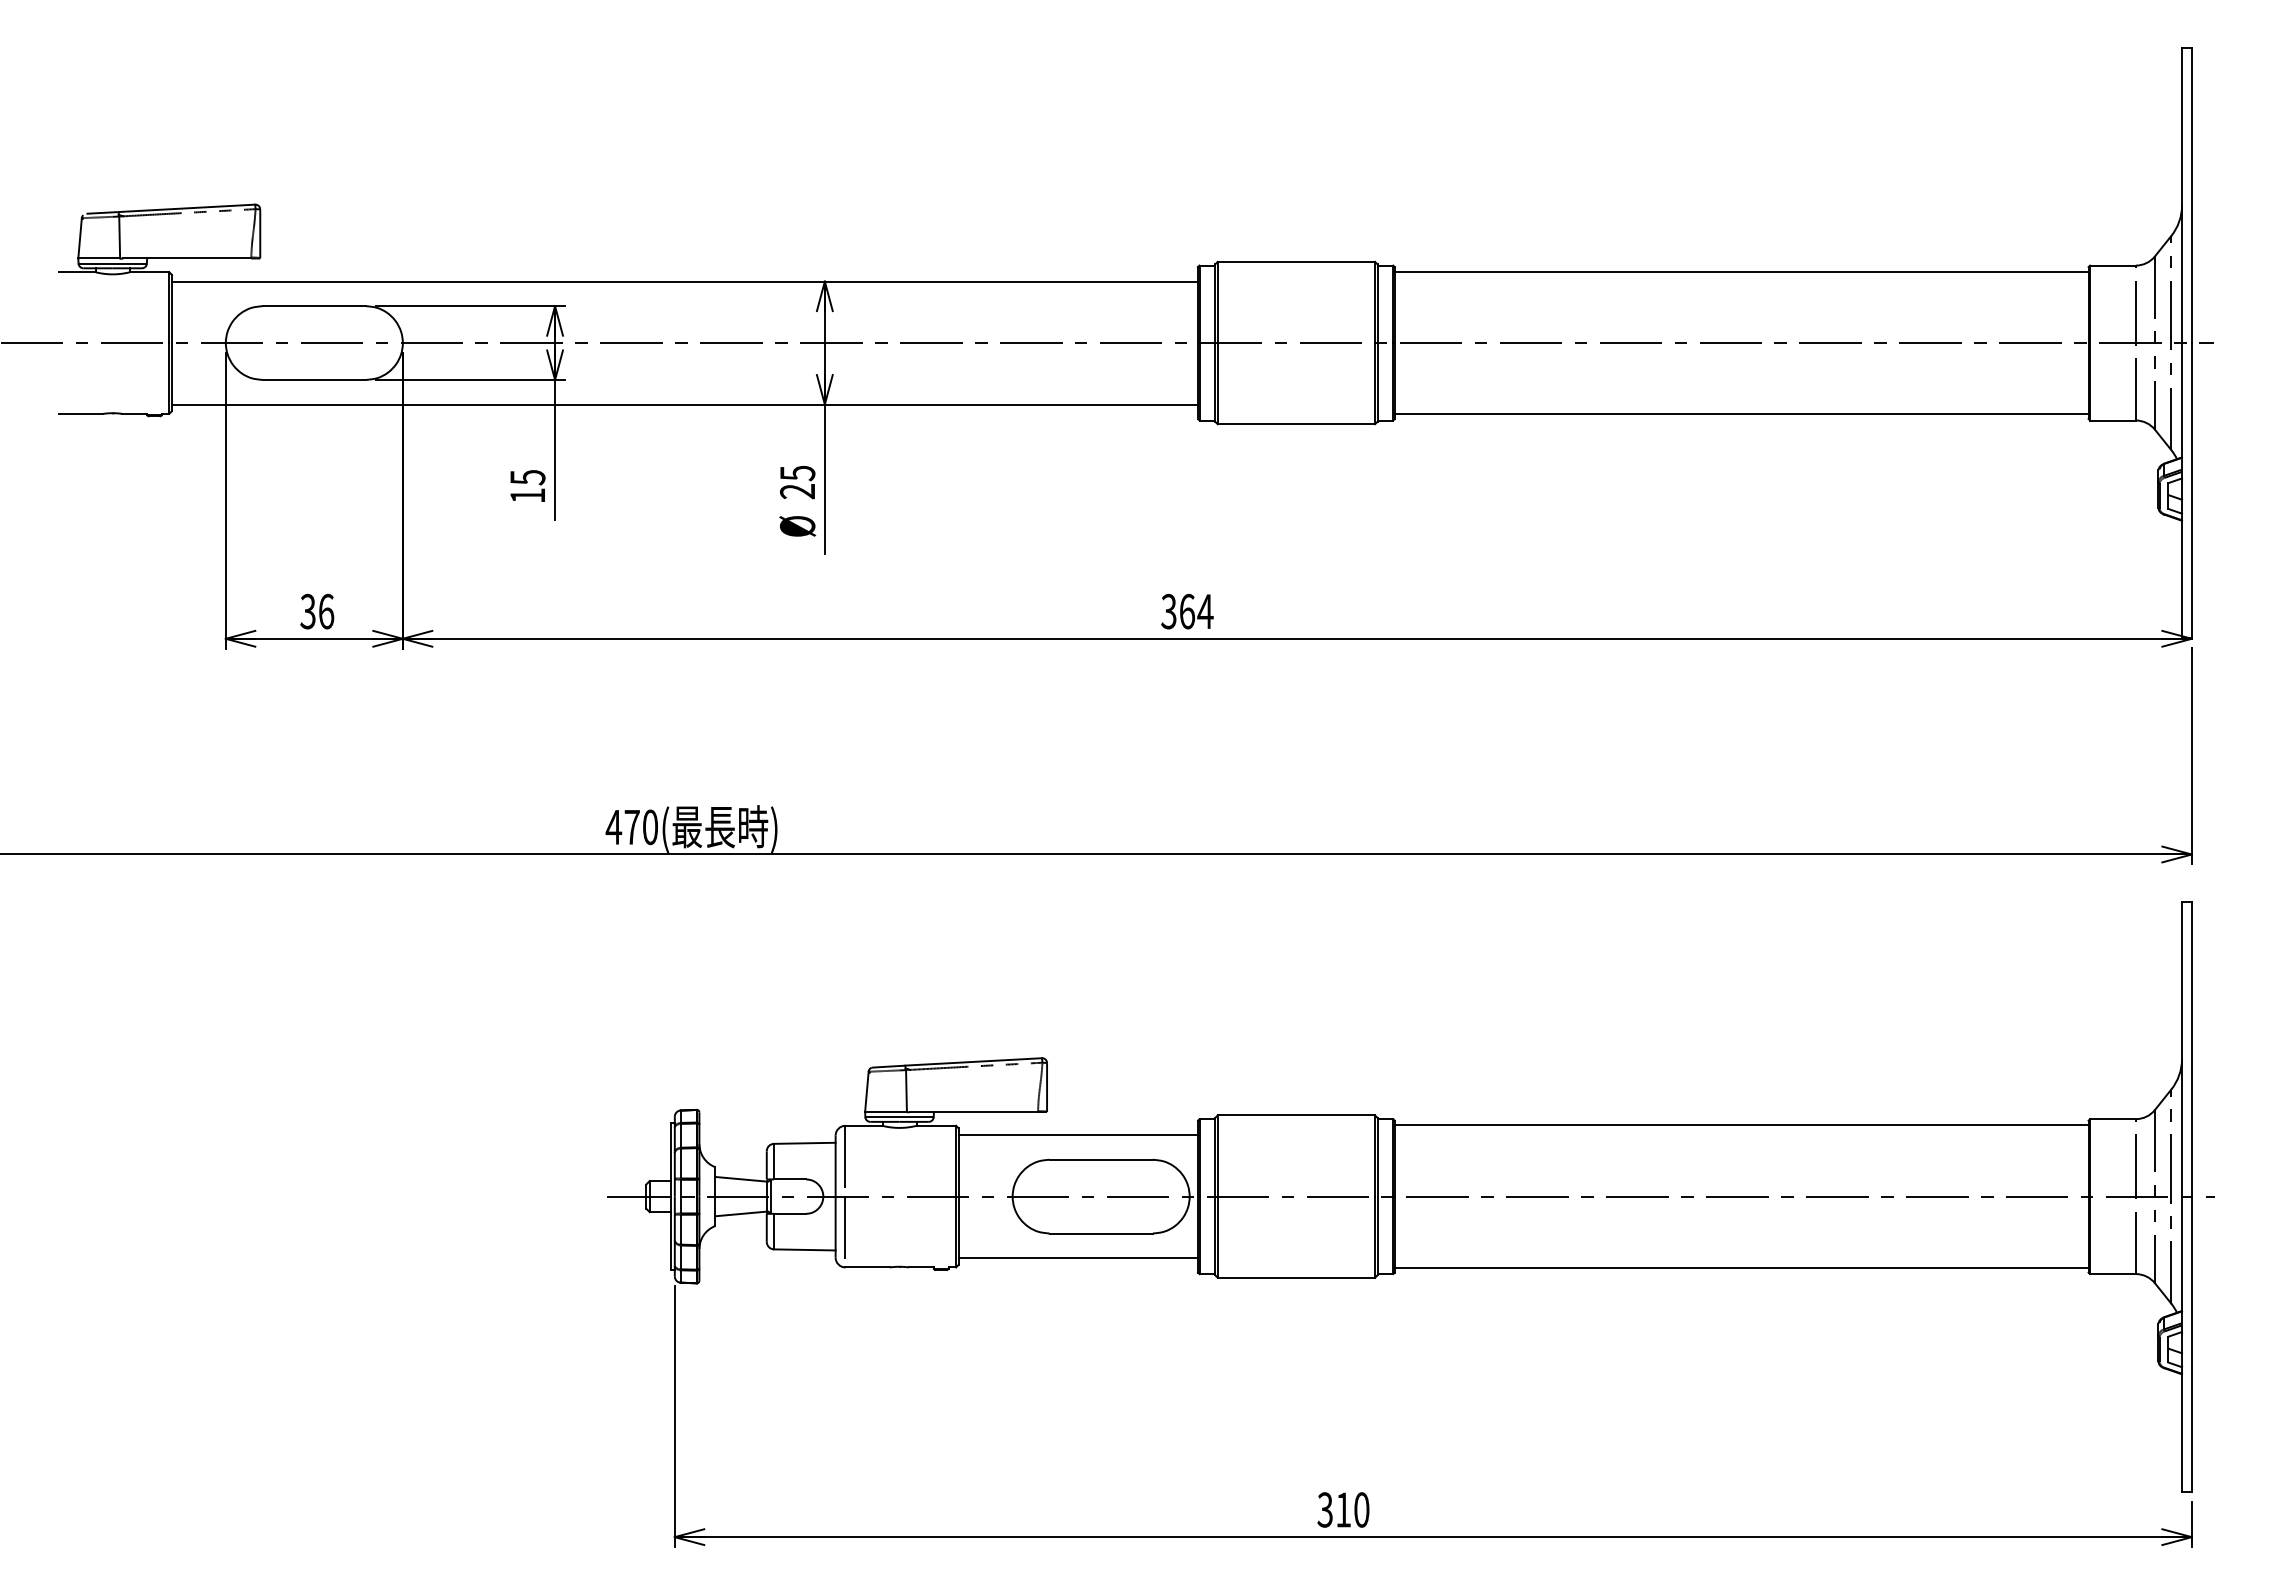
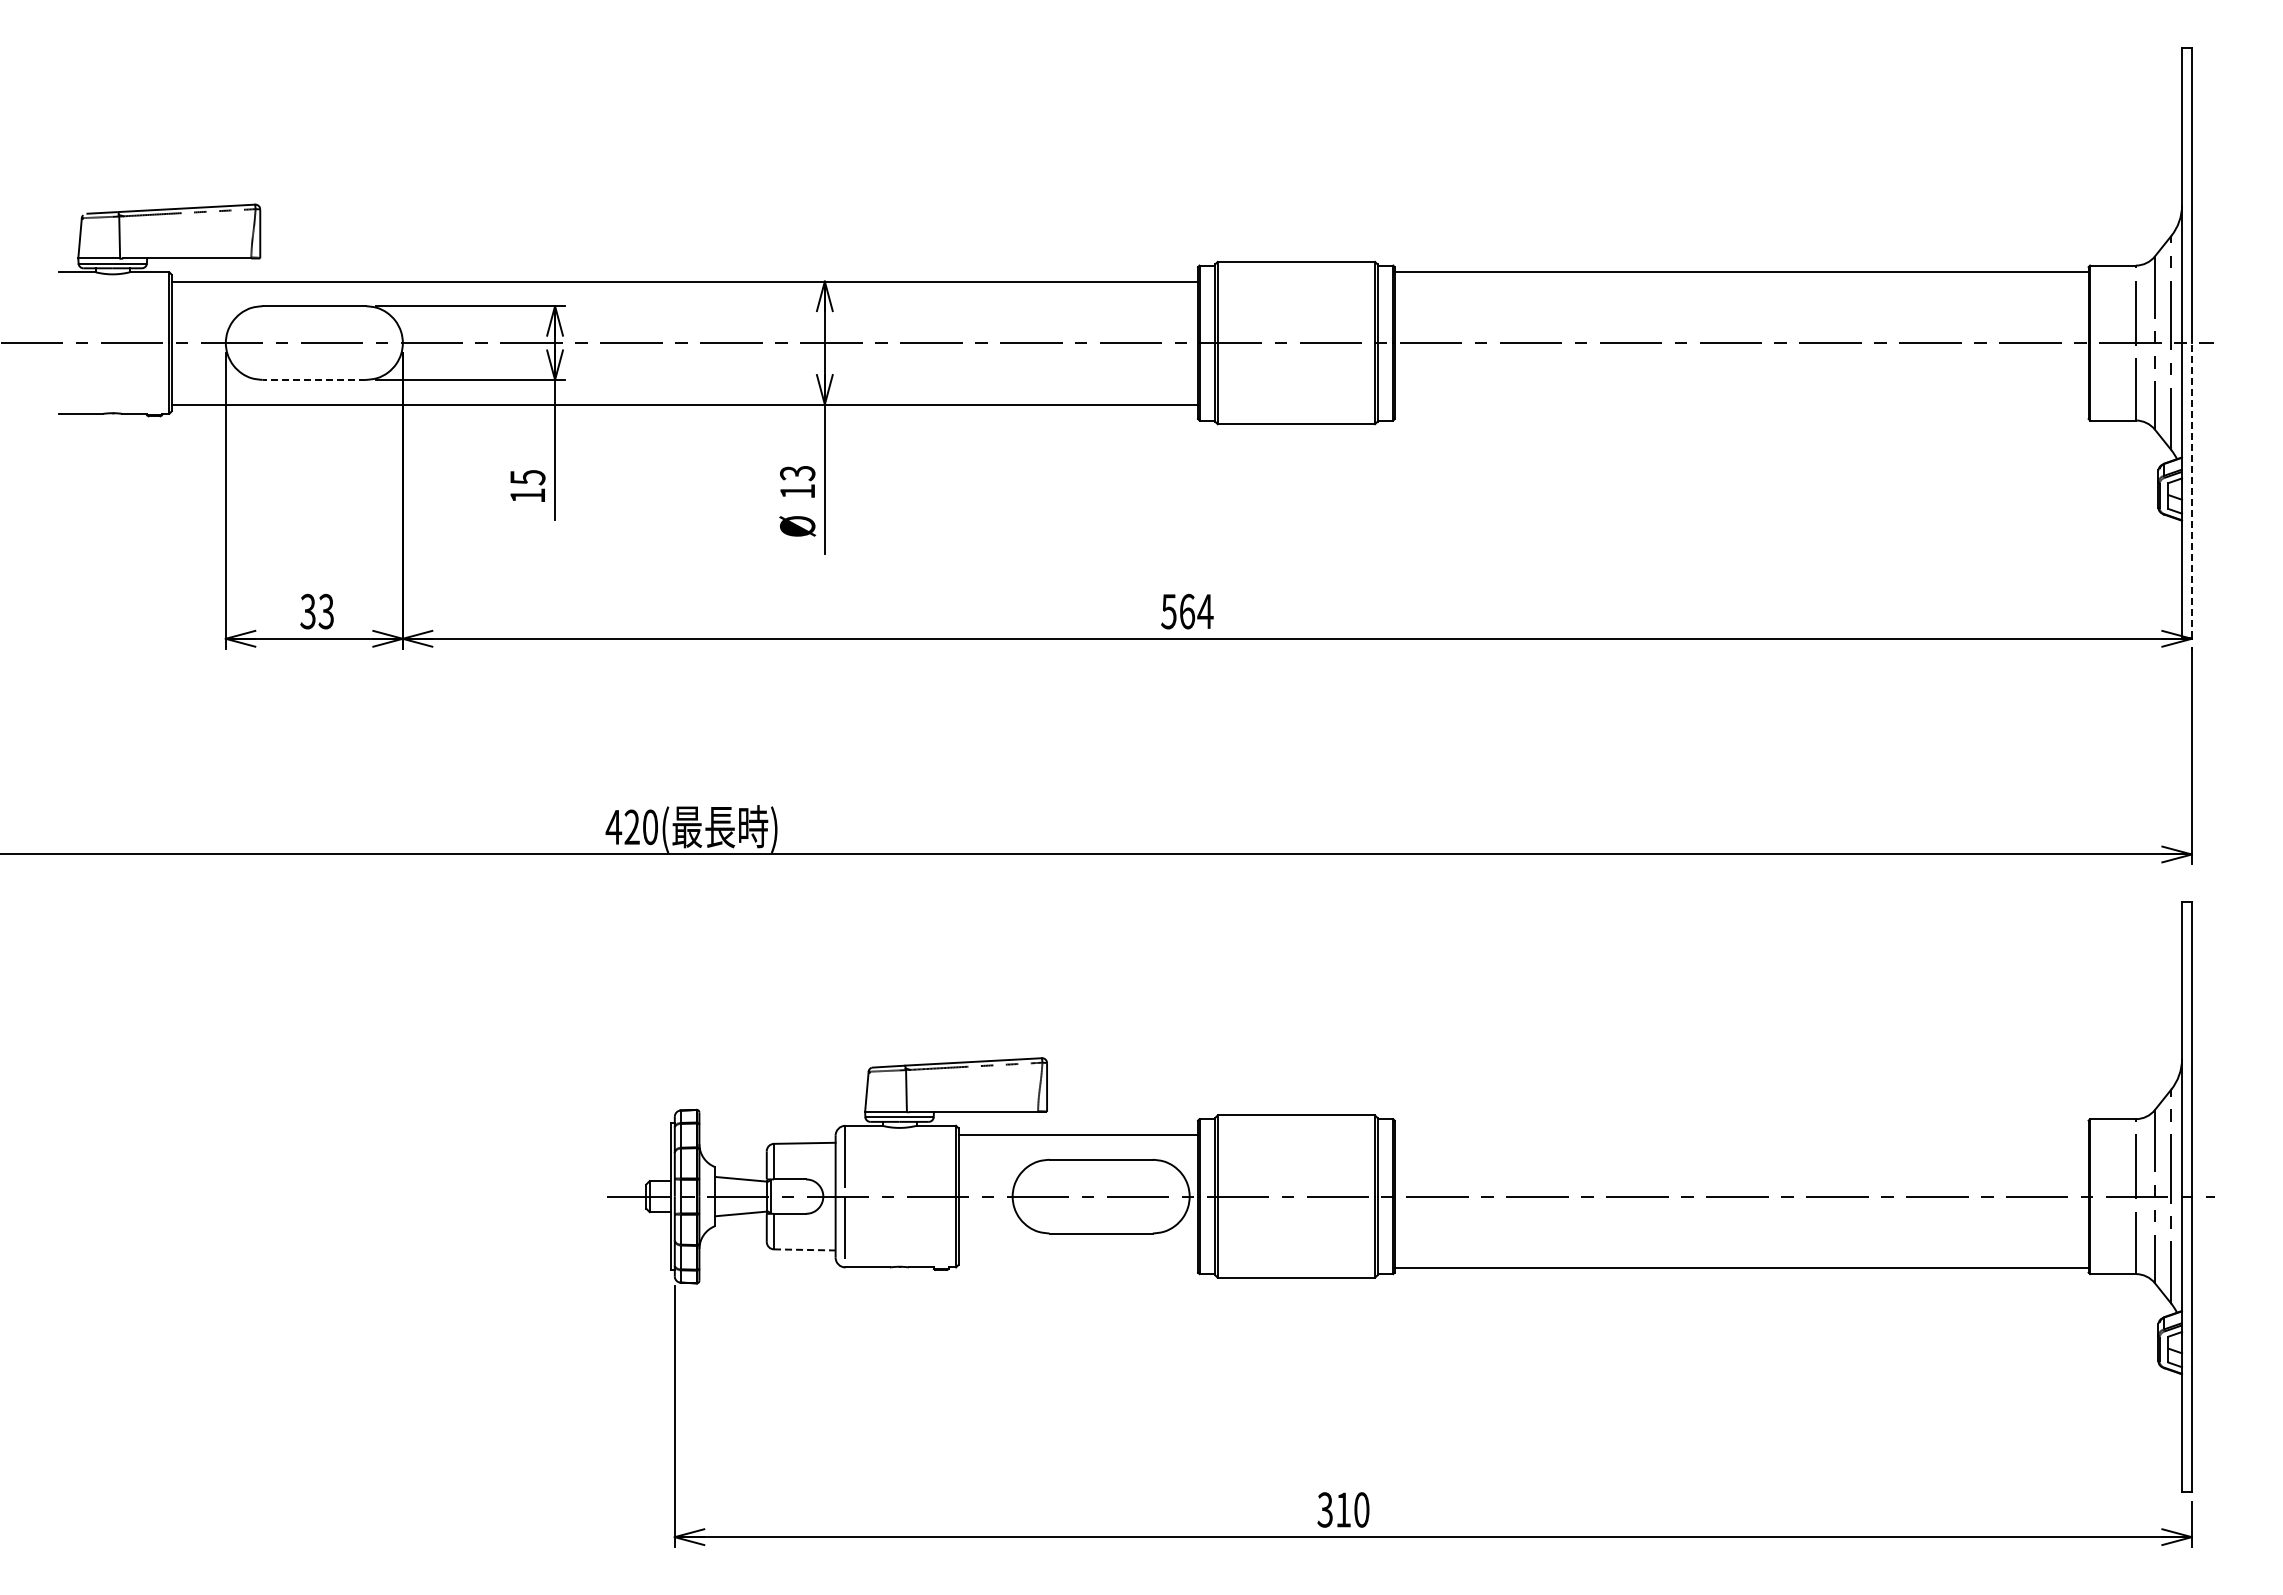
line: solid -> dashed (314, 379)
line: present -> none (1741, 414)
text: 25 -> 13 (797, 482)
line: solid -> dashed (2191, 490)
text: 364 -> 564 (1168, 610)
text: 36 -> 33 (326, 611)
text: 470( -> 420( (631, 826)
line: present -> none (1741, 1125)
line: solid -> dashed (804, 1249)
line: present -> none (1078, 1258)
